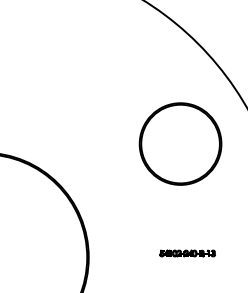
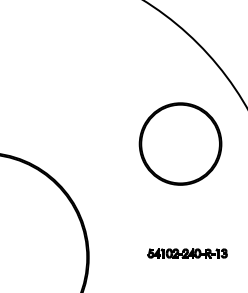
part size: 57x9 px -> 81x11 px (187, 253)
